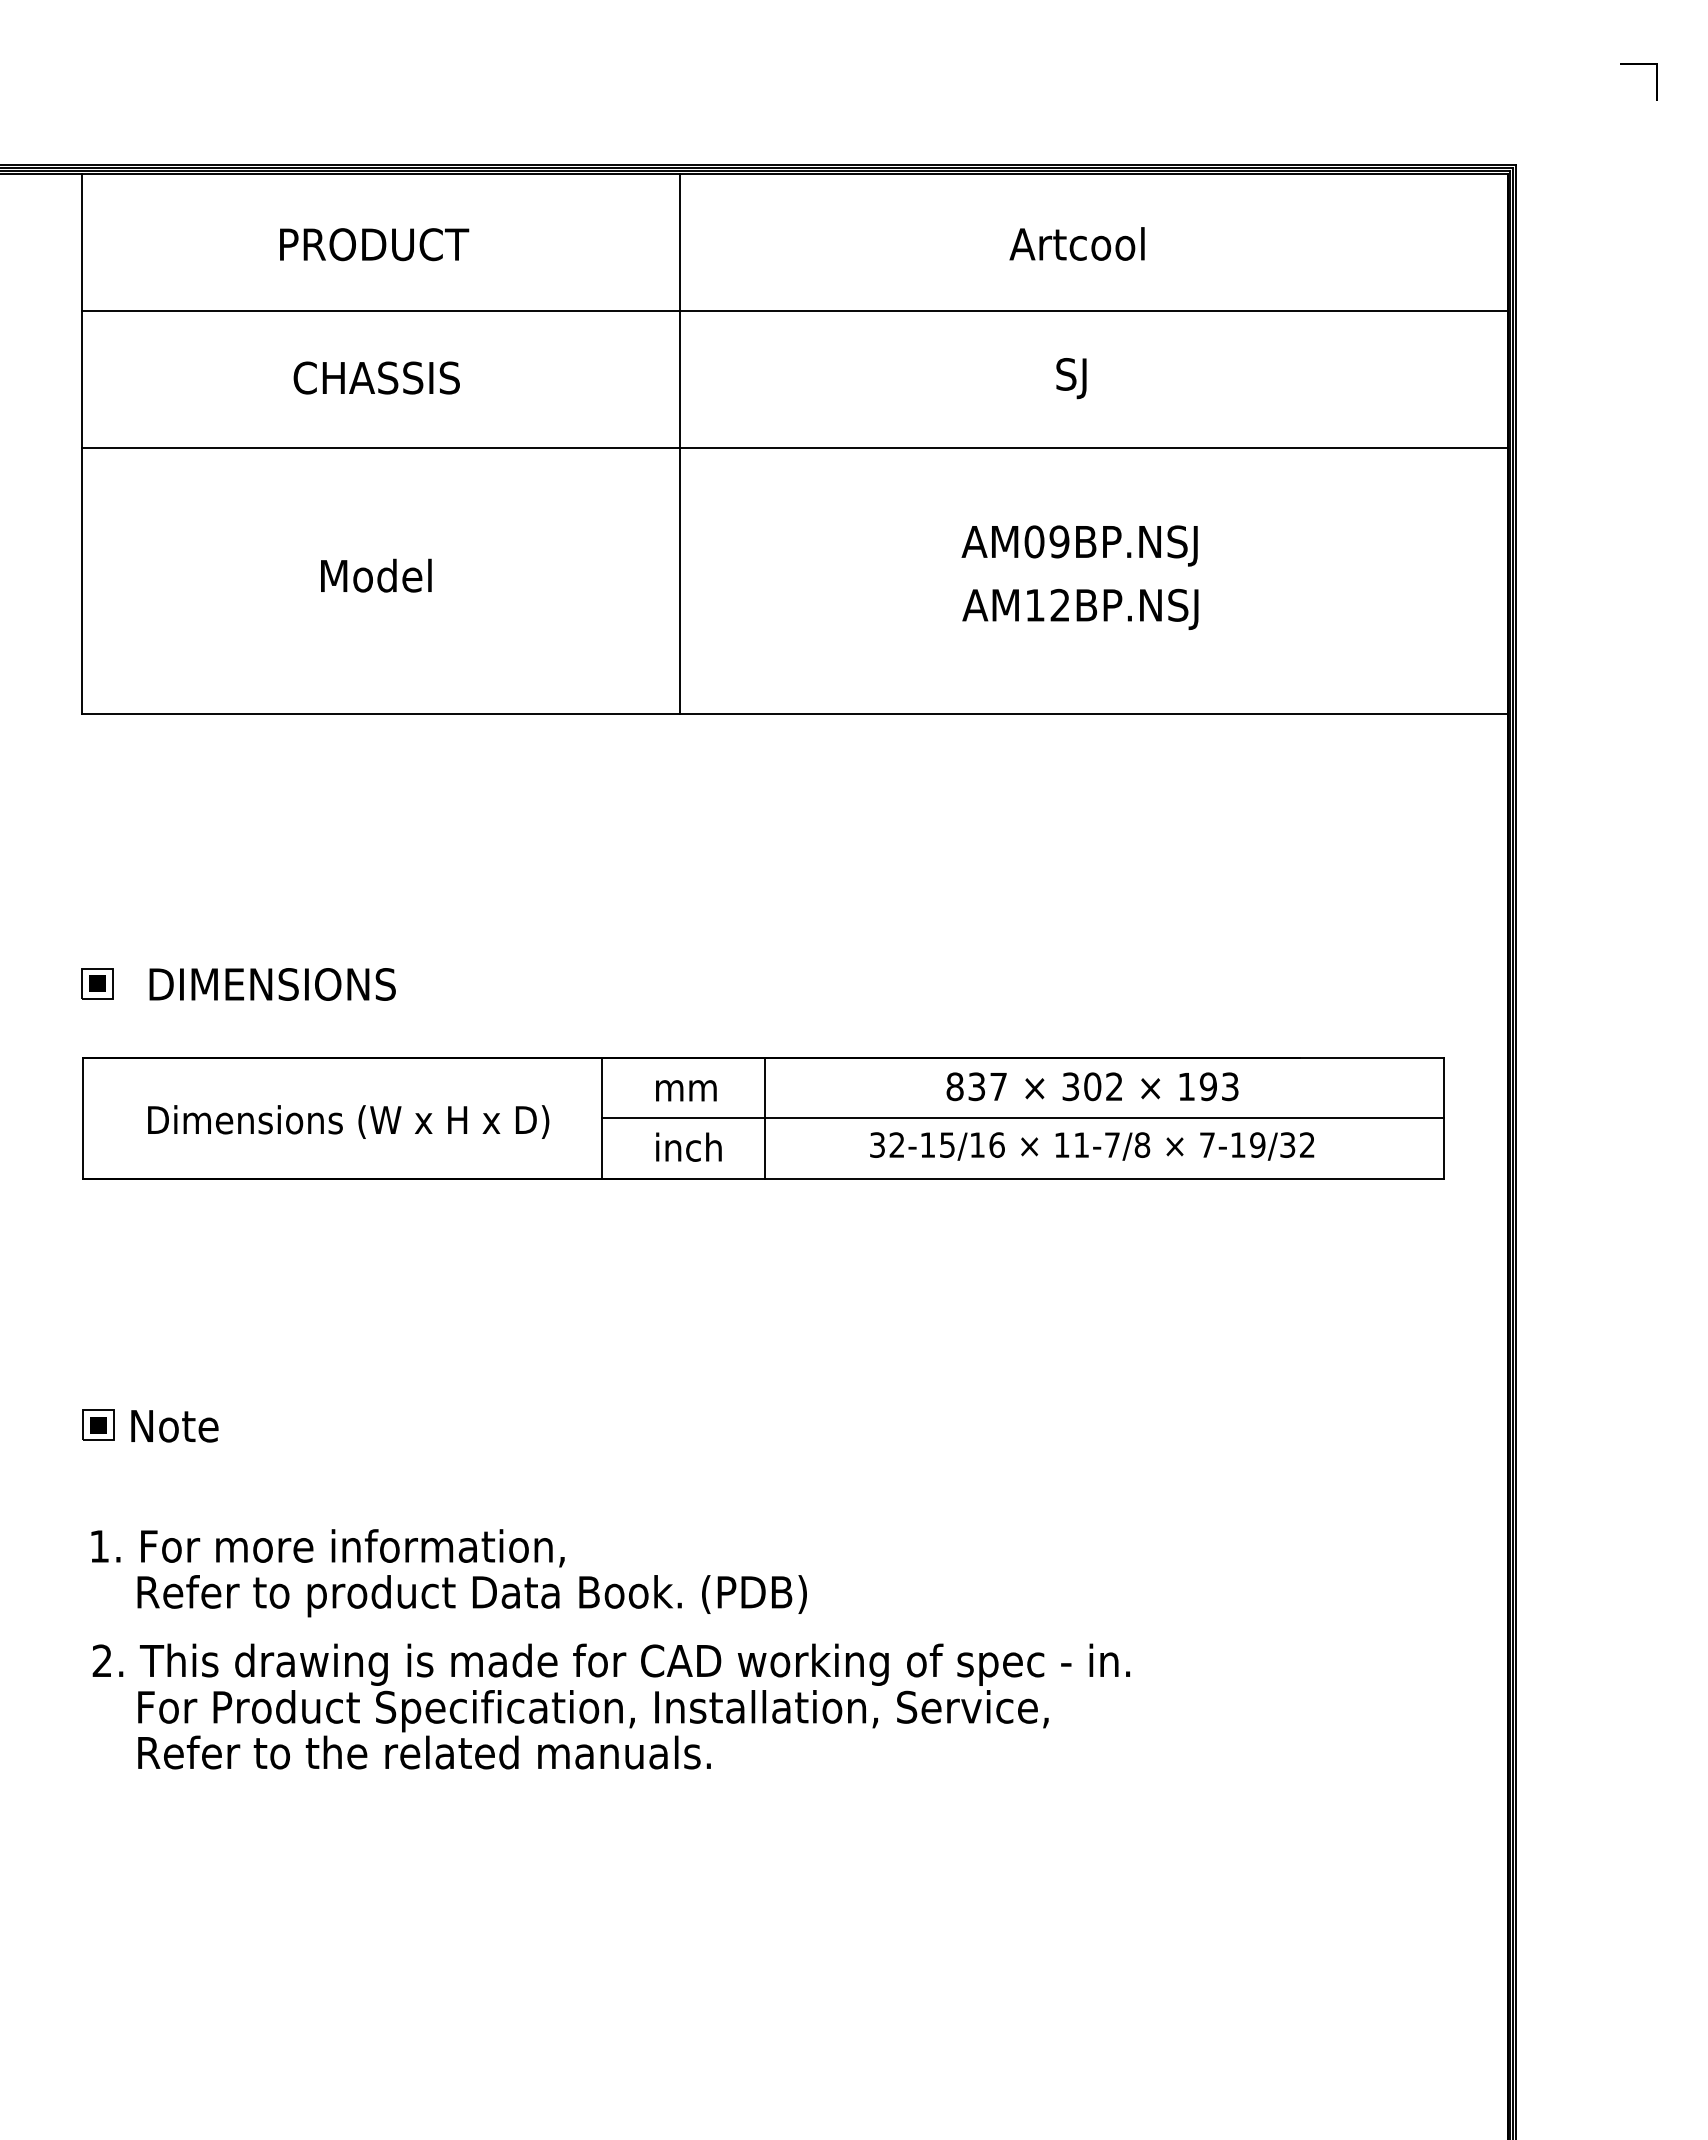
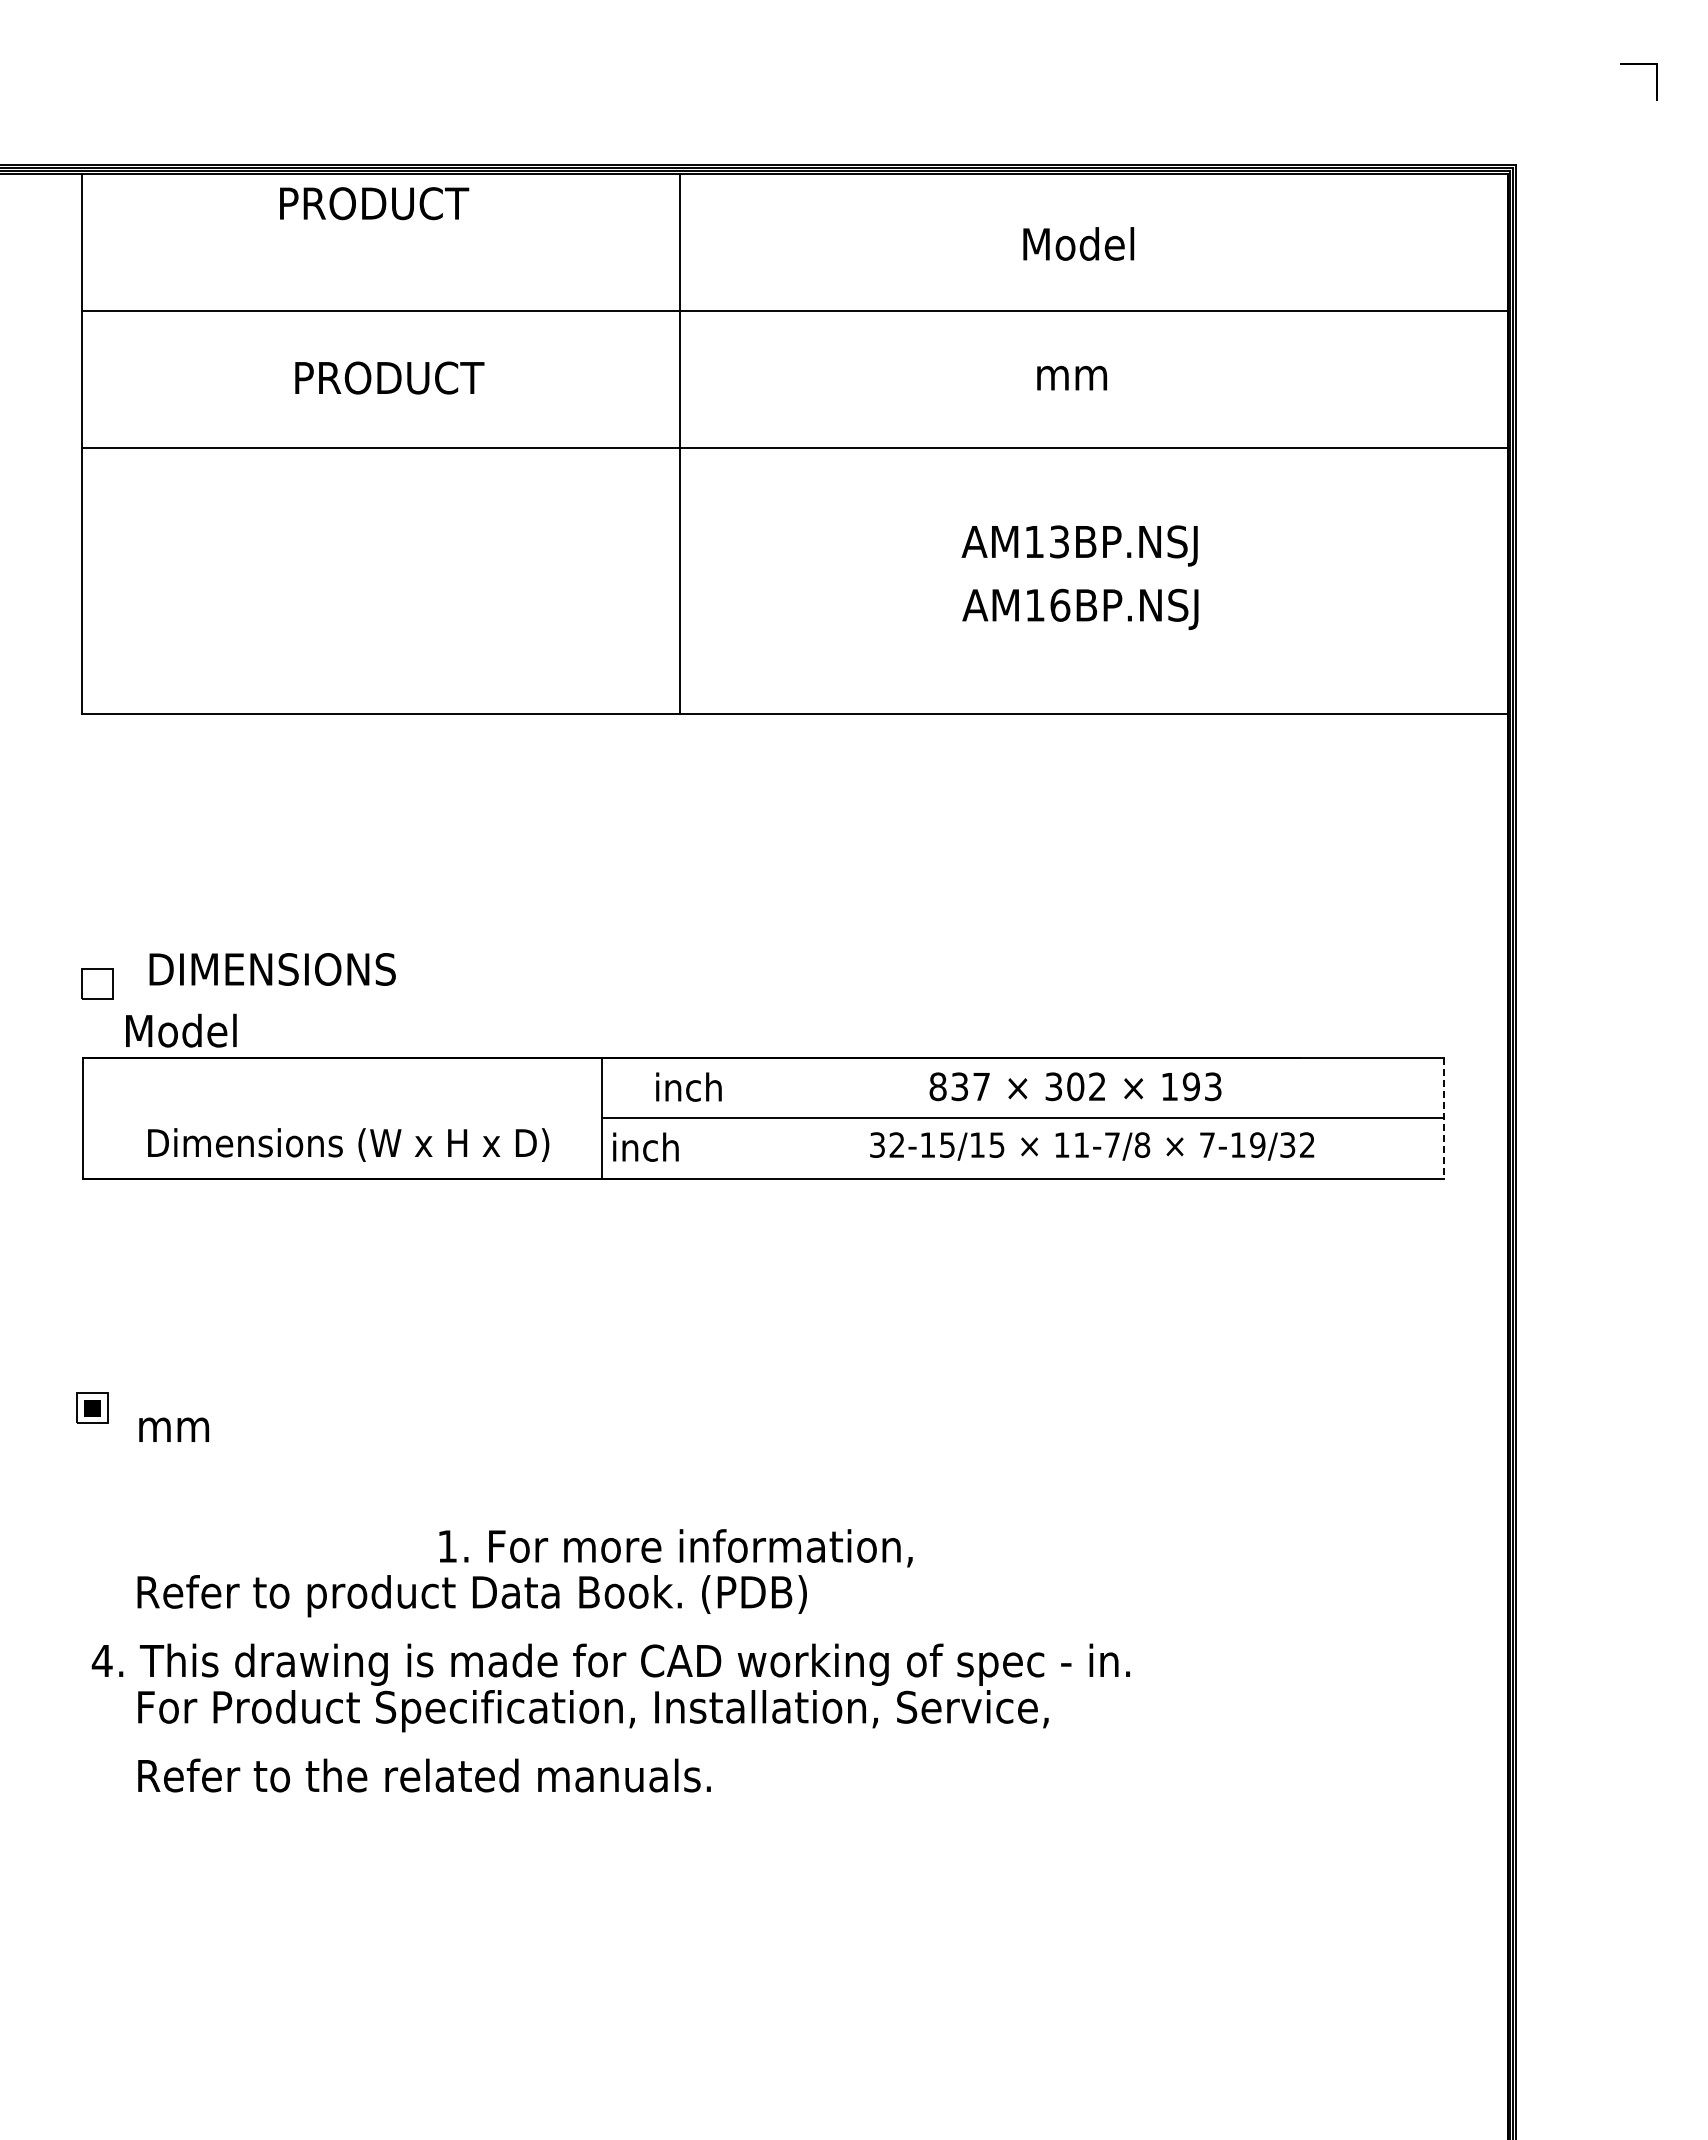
text: Artcool -> Model (1076, 243)
text position: (374, 244) -> (374, 203) (374, 203)
text: CHASSIS -> PRODUCT (388, 377)
text: SJ -> mm (1072, 378)
text: AM09BP.NSJ -> AM13BP.NSJ (1046, 541)
text position: (376, 575) -> (181, 1030) (181, 1030)
text: AM12BP.NSJ -> AM16BP.NSJ (1060, 604)
fill: present -> none (97, 983)
text position: (272, 984) -> (272, 969) (272, 969)
text: mm -> inch (688, 1086)
text position: (1092, 1086) -> (1075, 1086) (1075, 1086)
line: present -> none (764, 1118)
line: solid -> dashed (1444, 1118)
text position: (348, 1121) -> (348, 1144) (348, 1144)
text: 32-15/16 -> 32-15/15 (996, 1144)
text position: (688, 1146) -> (645, 1146) (645, 1146)
part position: (98, 1424) -> (92, 1407) (92, 1407)
text: Note -> mm (174, 1426)
text position: (327, 1548) -> (675, 1548) (675, 1548)
text: 2. -> 4. (101, 1660)
text position: (424, 1752) -> (424, 1775) (424, 1775)
